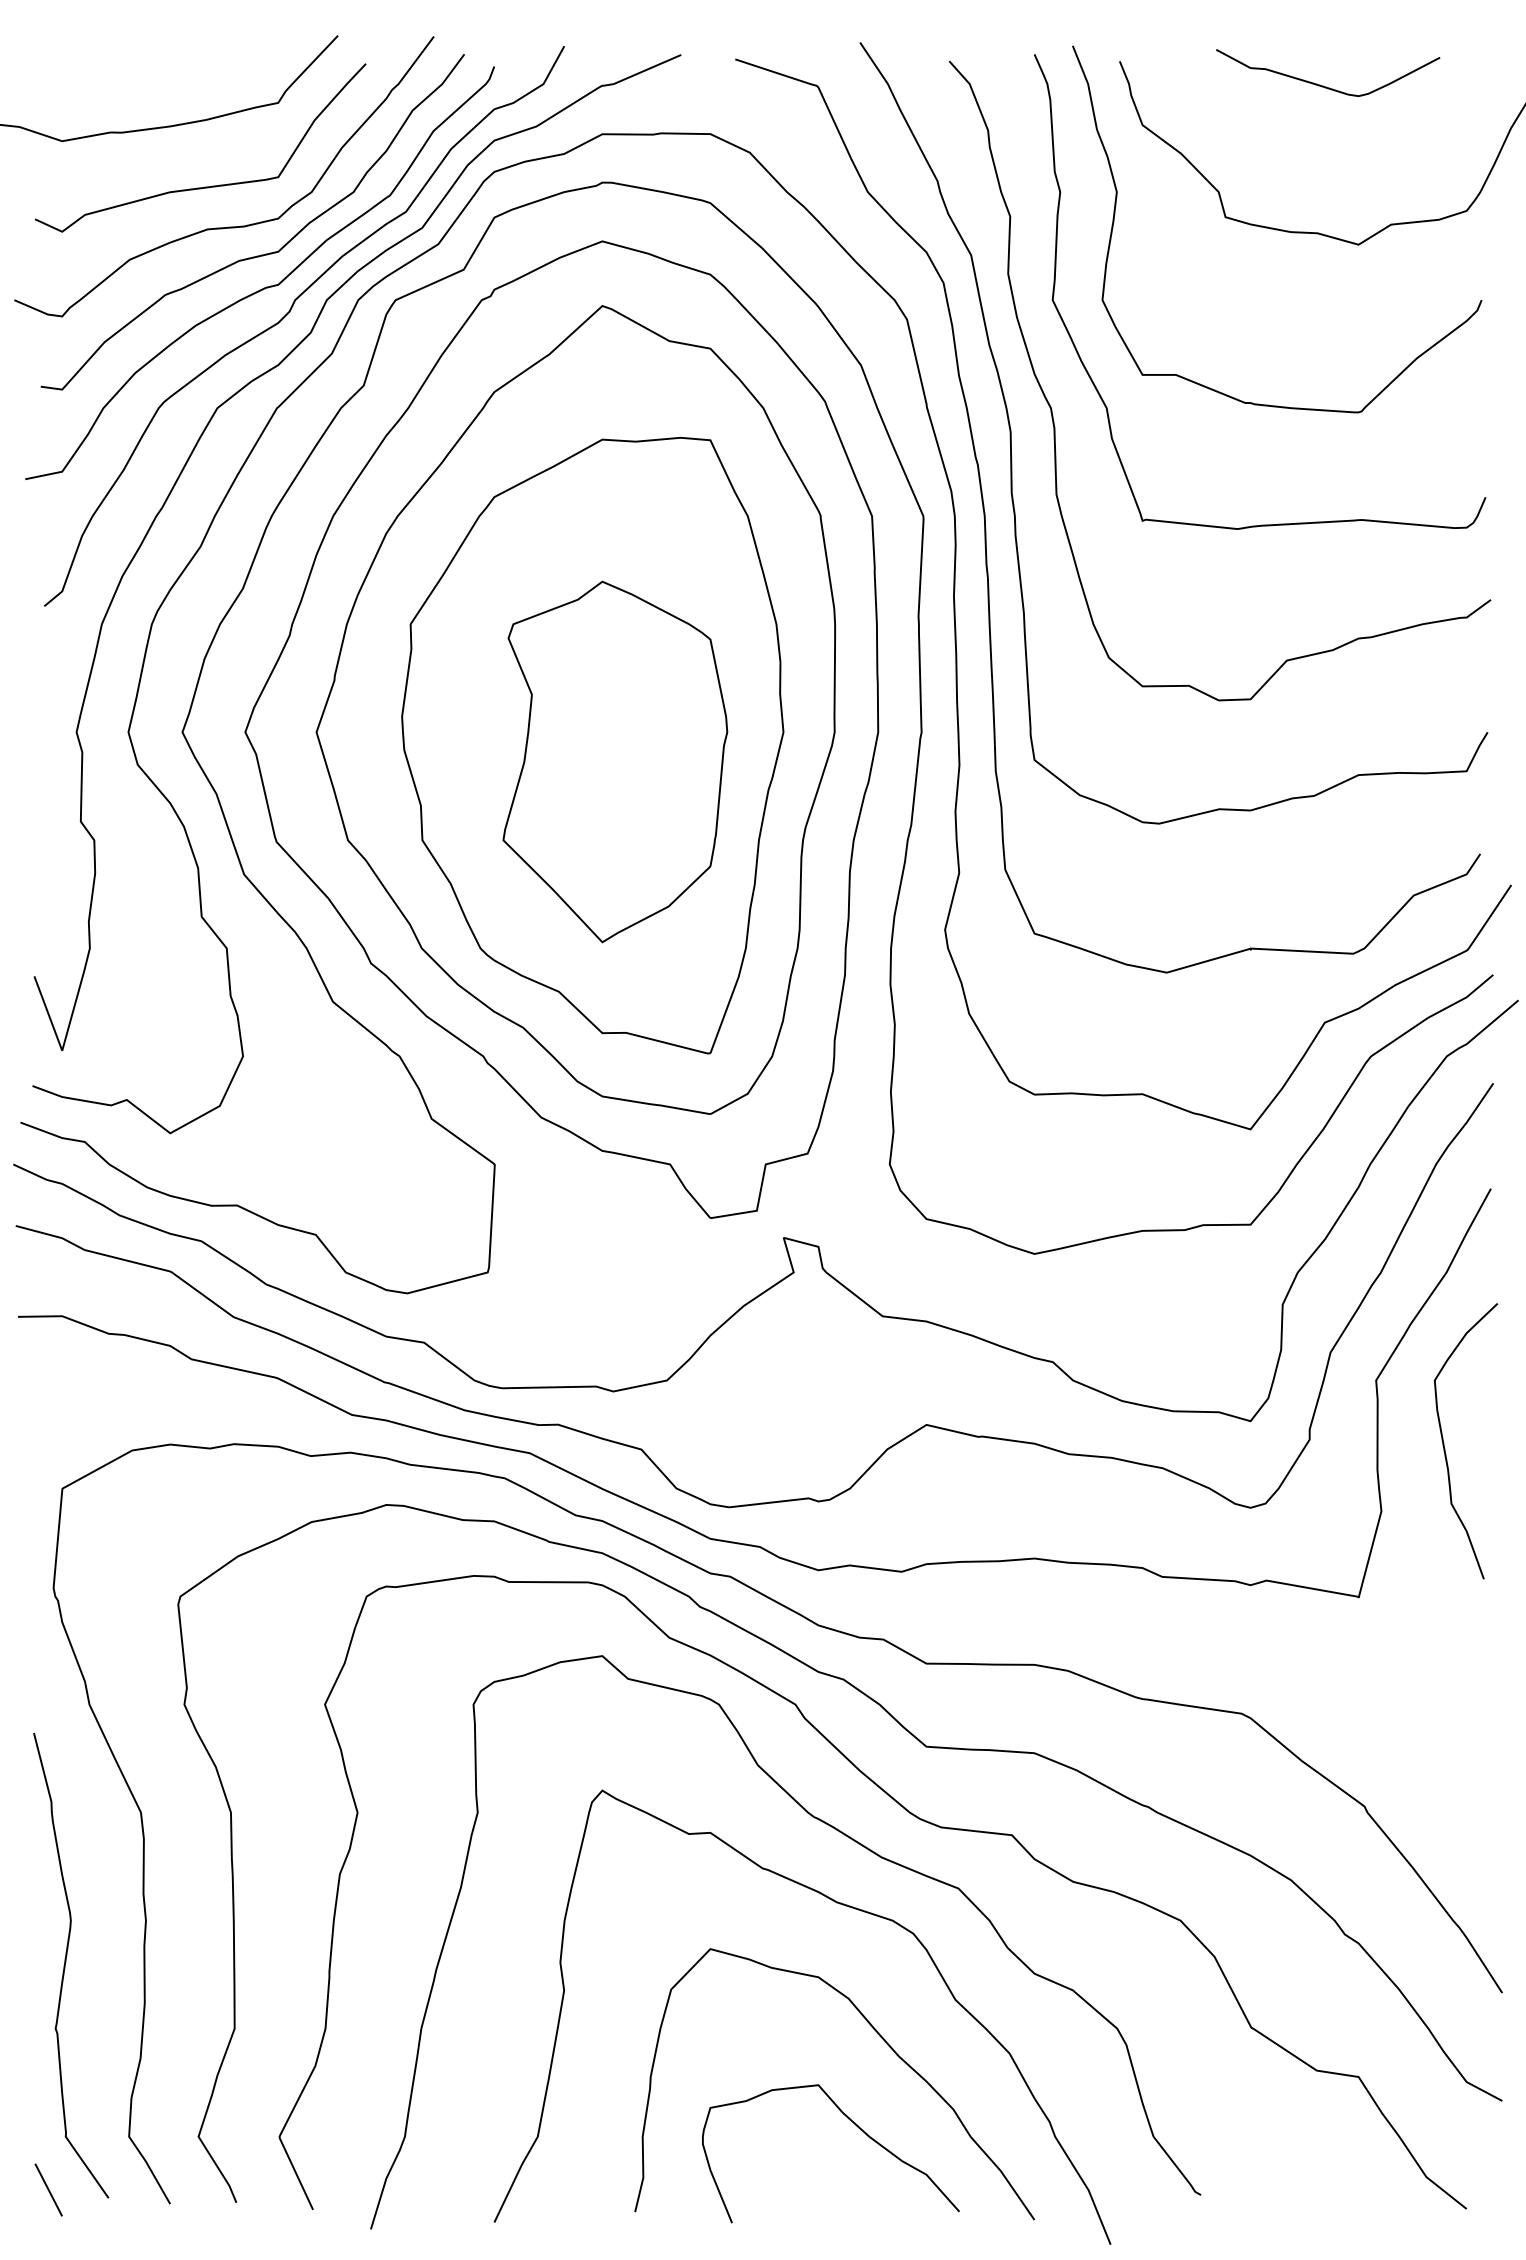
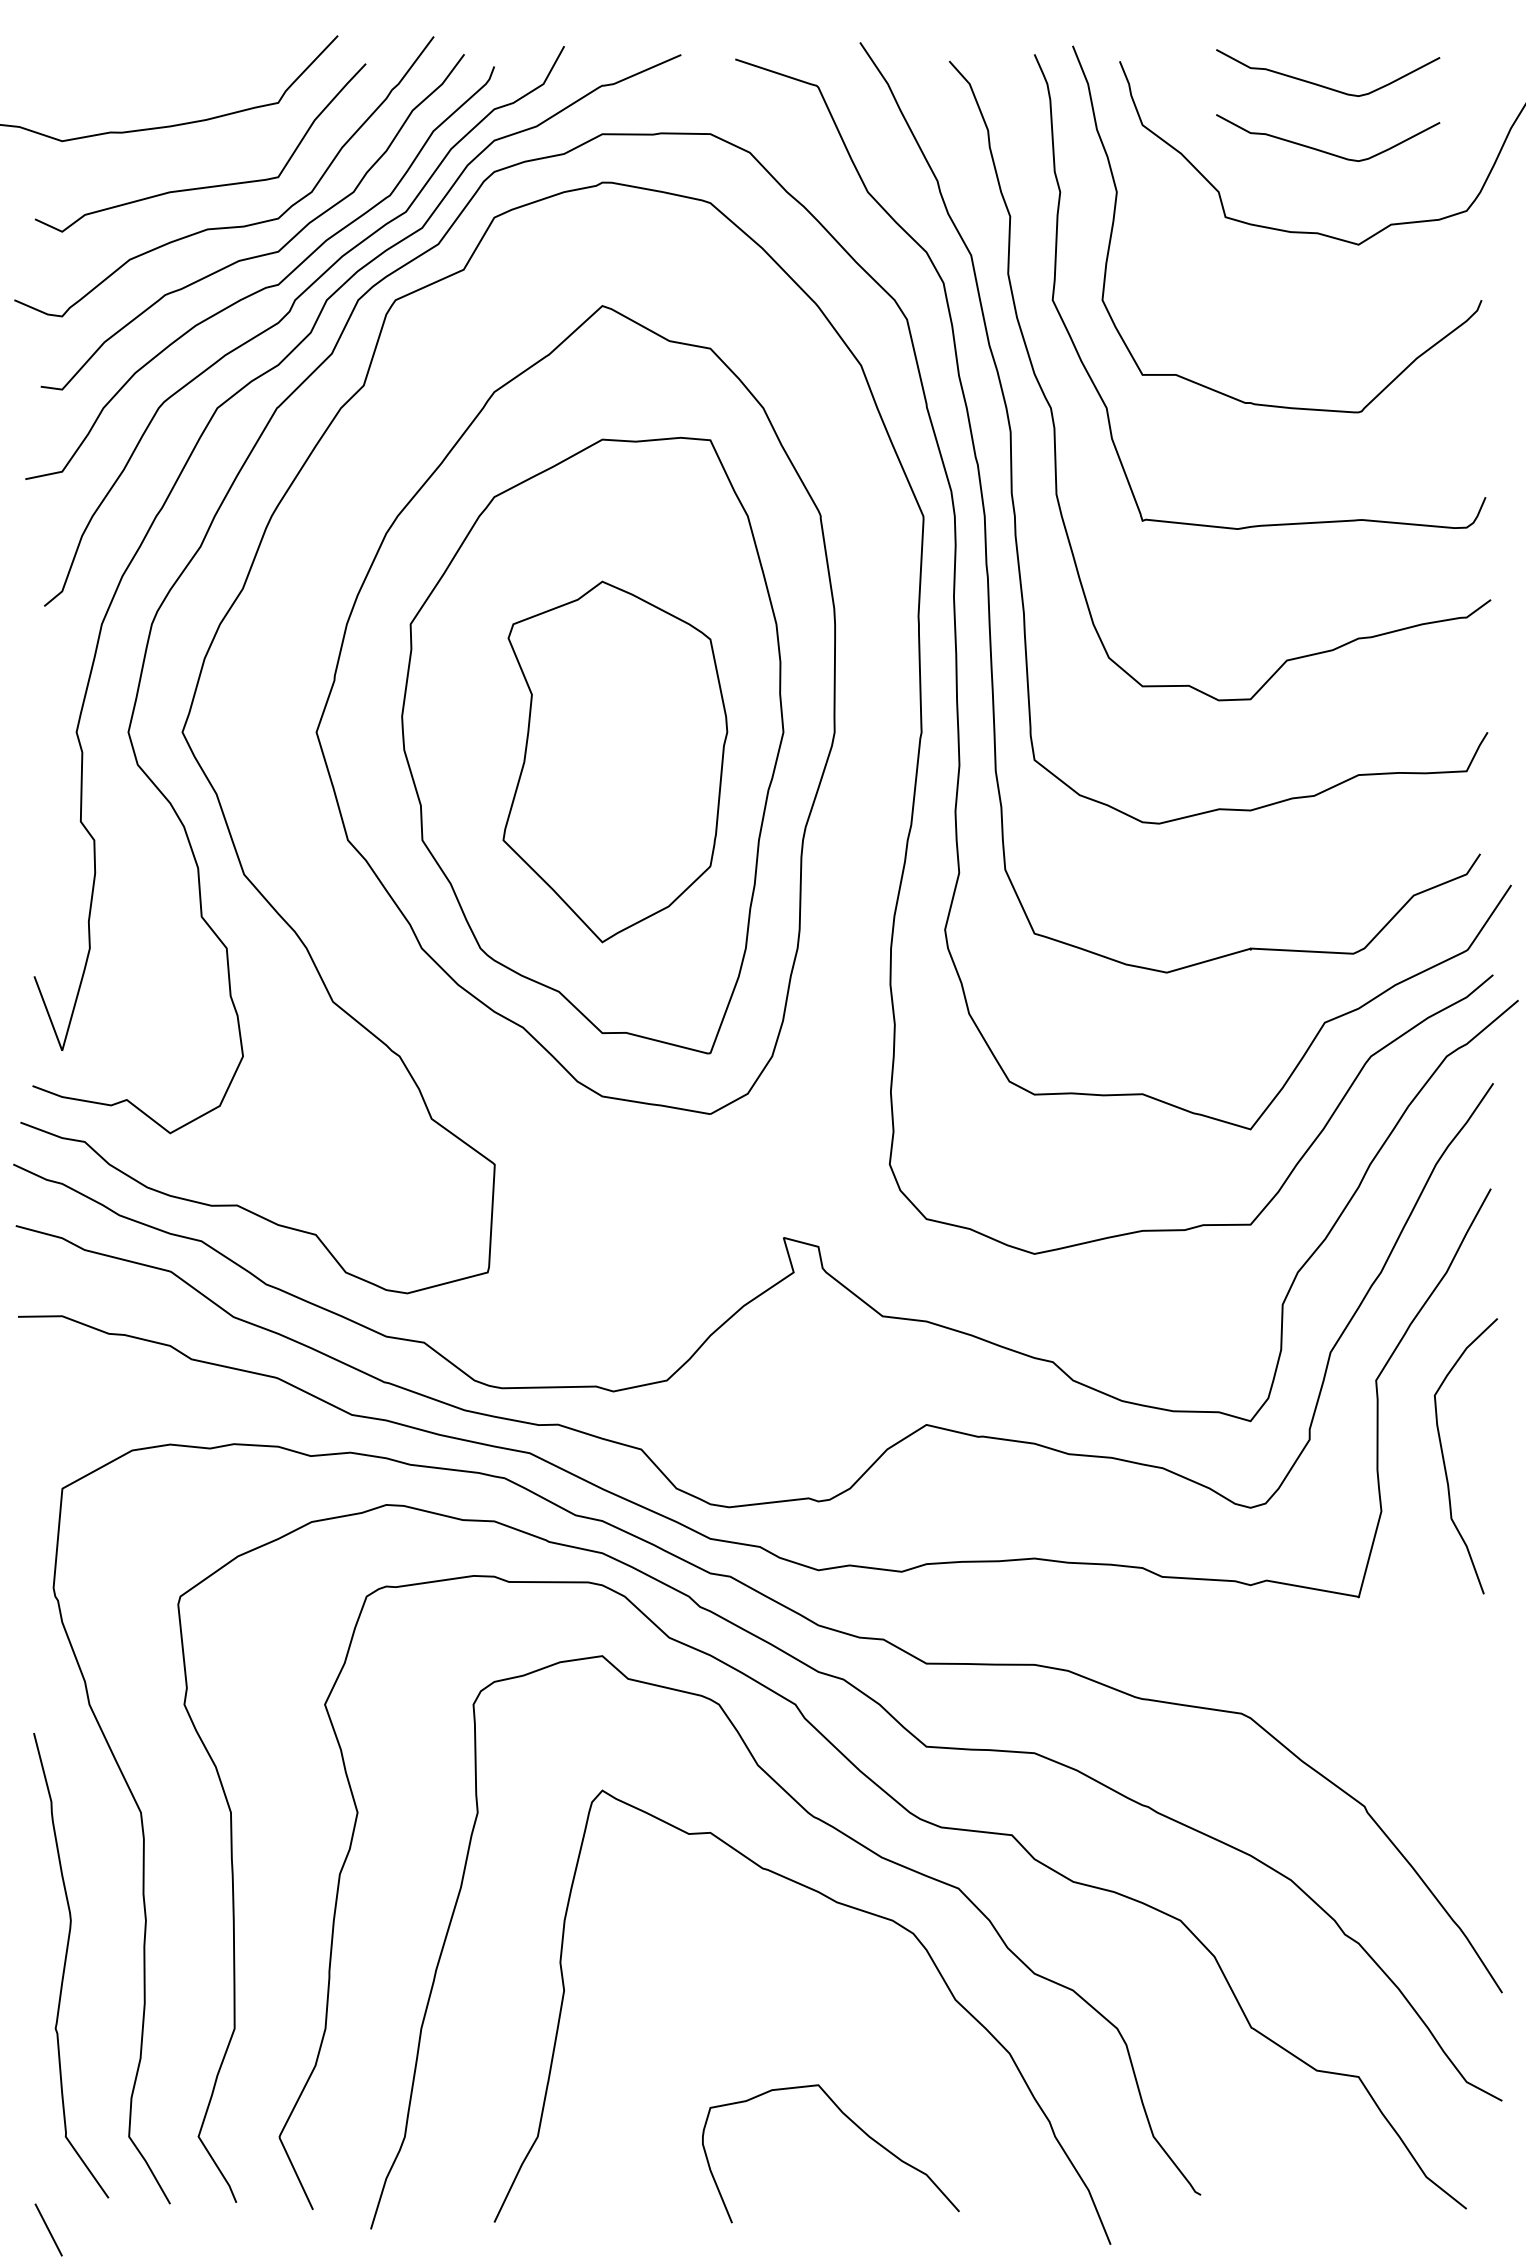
curve: none -> present (1323, 150)
part: present -> none (561, 729)
curve position: (1444, 1443) -> (1444, 1458) (1444, 1458)
curve: present -> none (880, 2037)
line position: (48, 2189) -> (48, 2229) (48, 2229)
